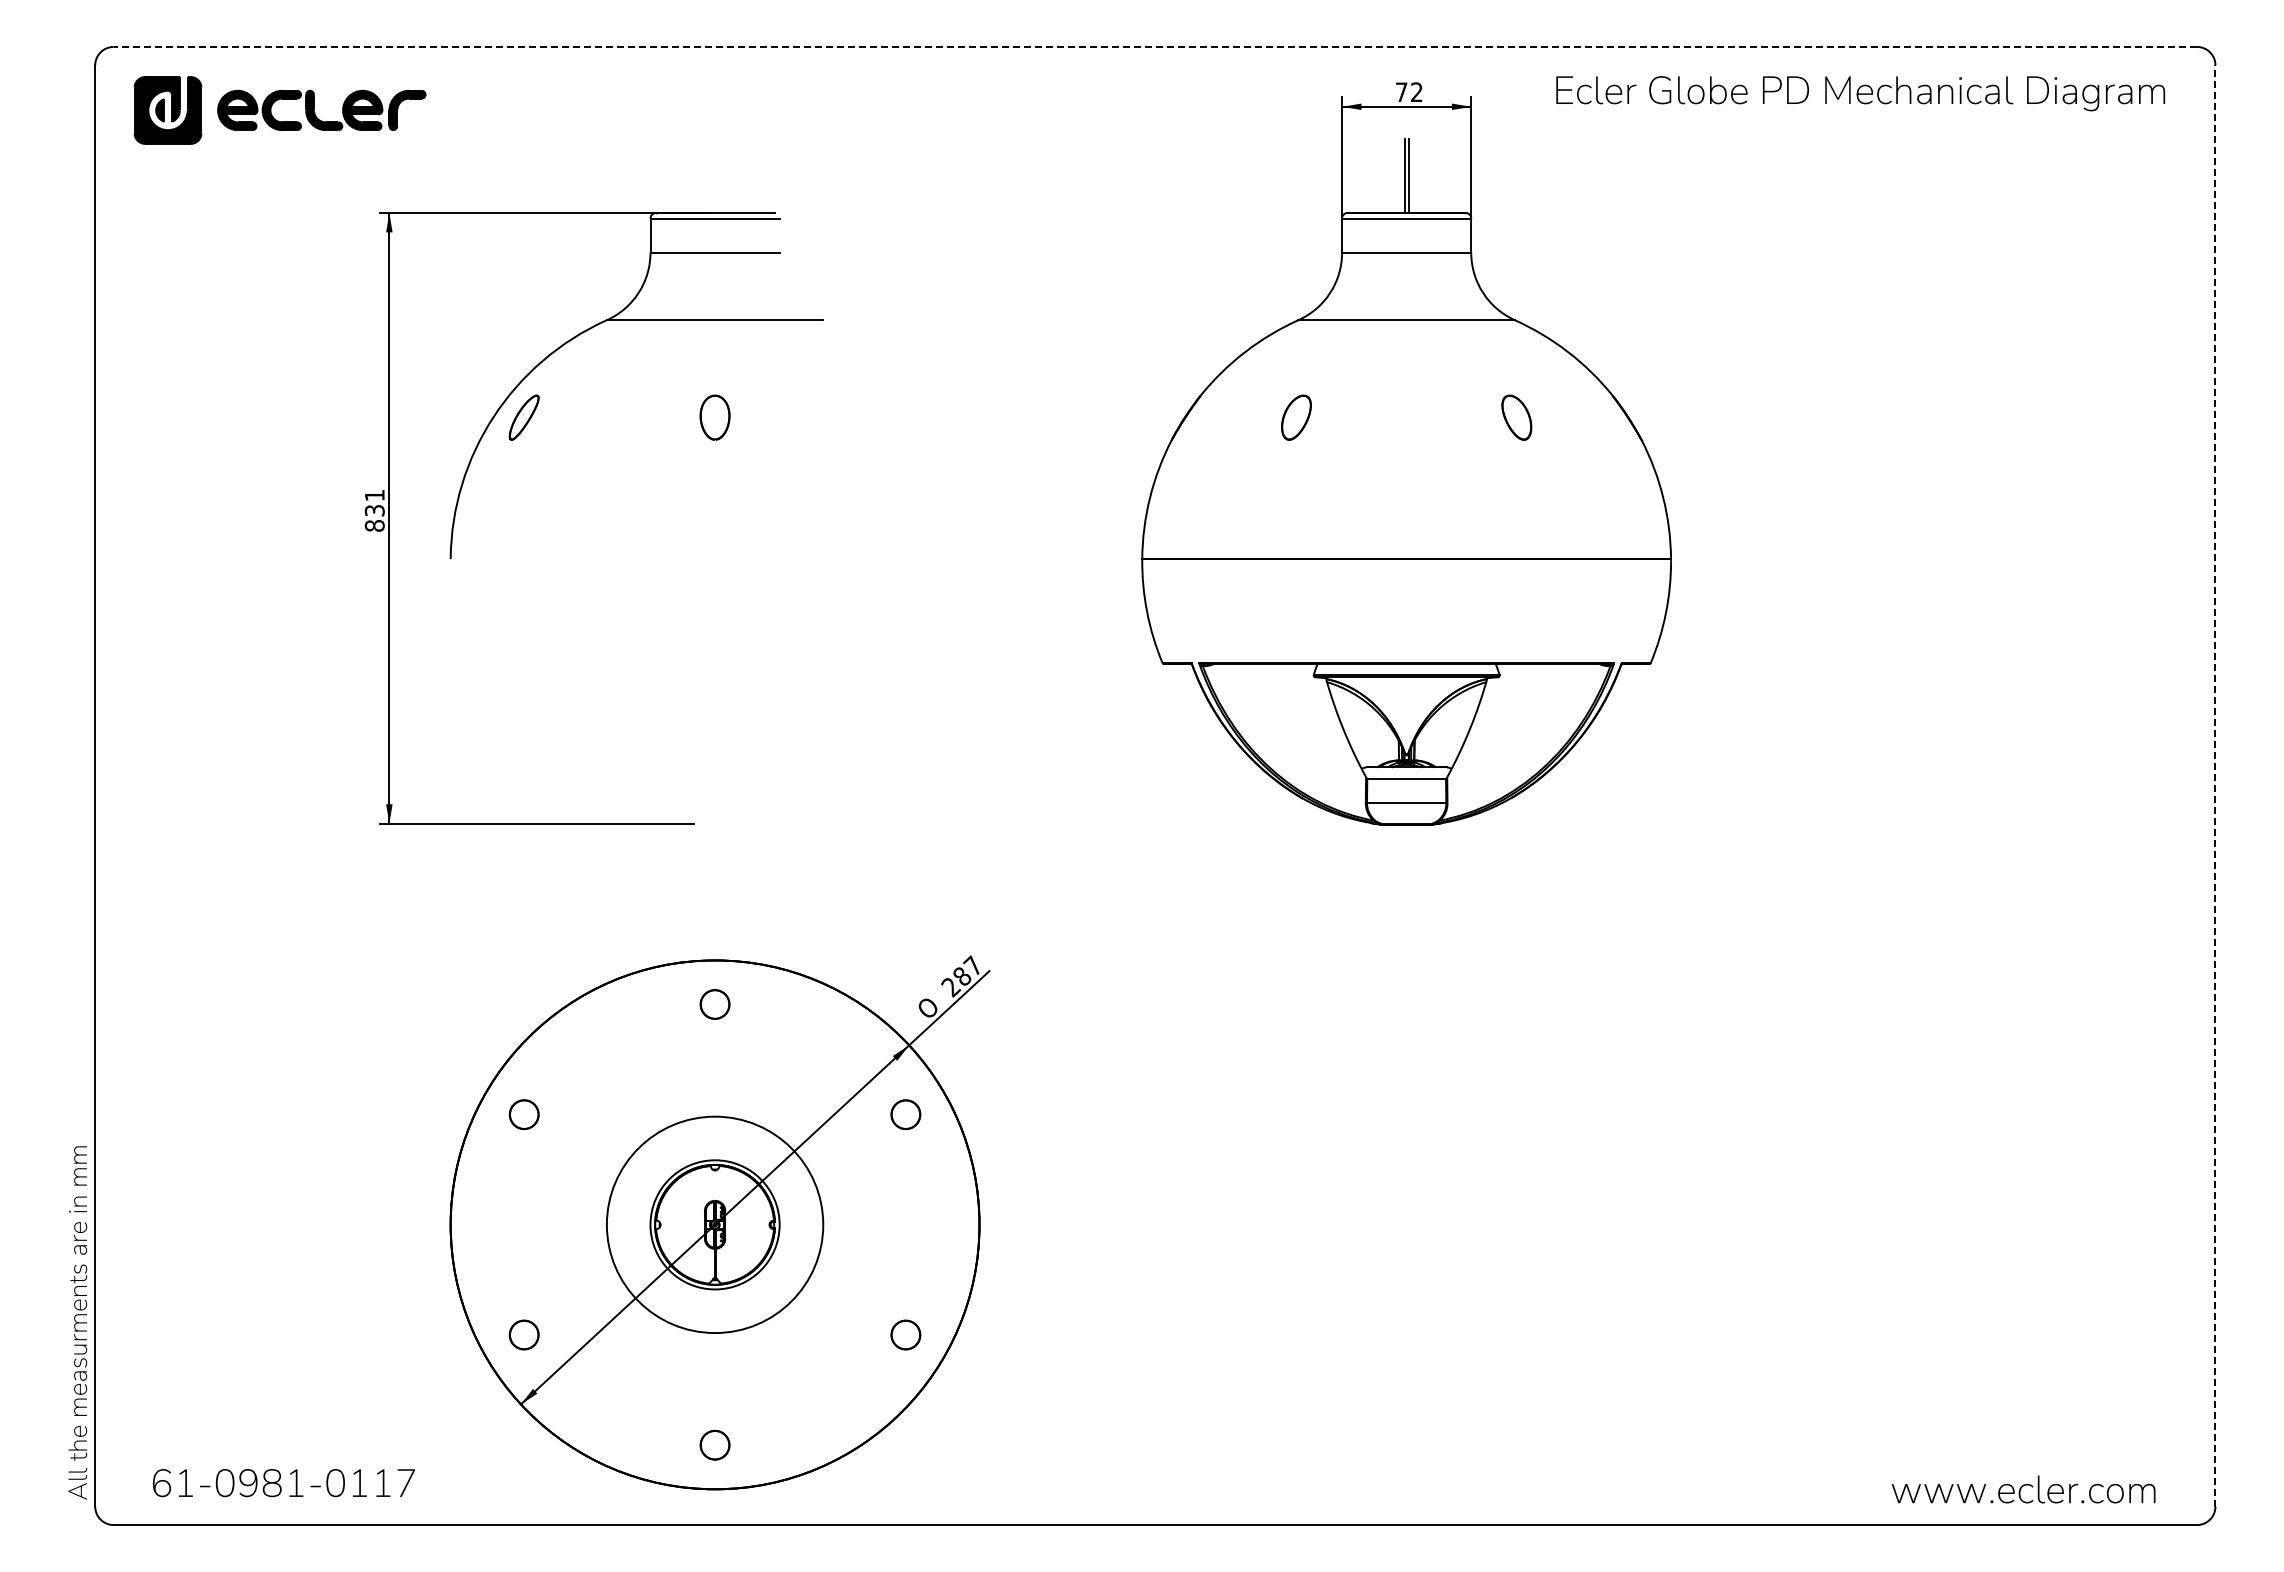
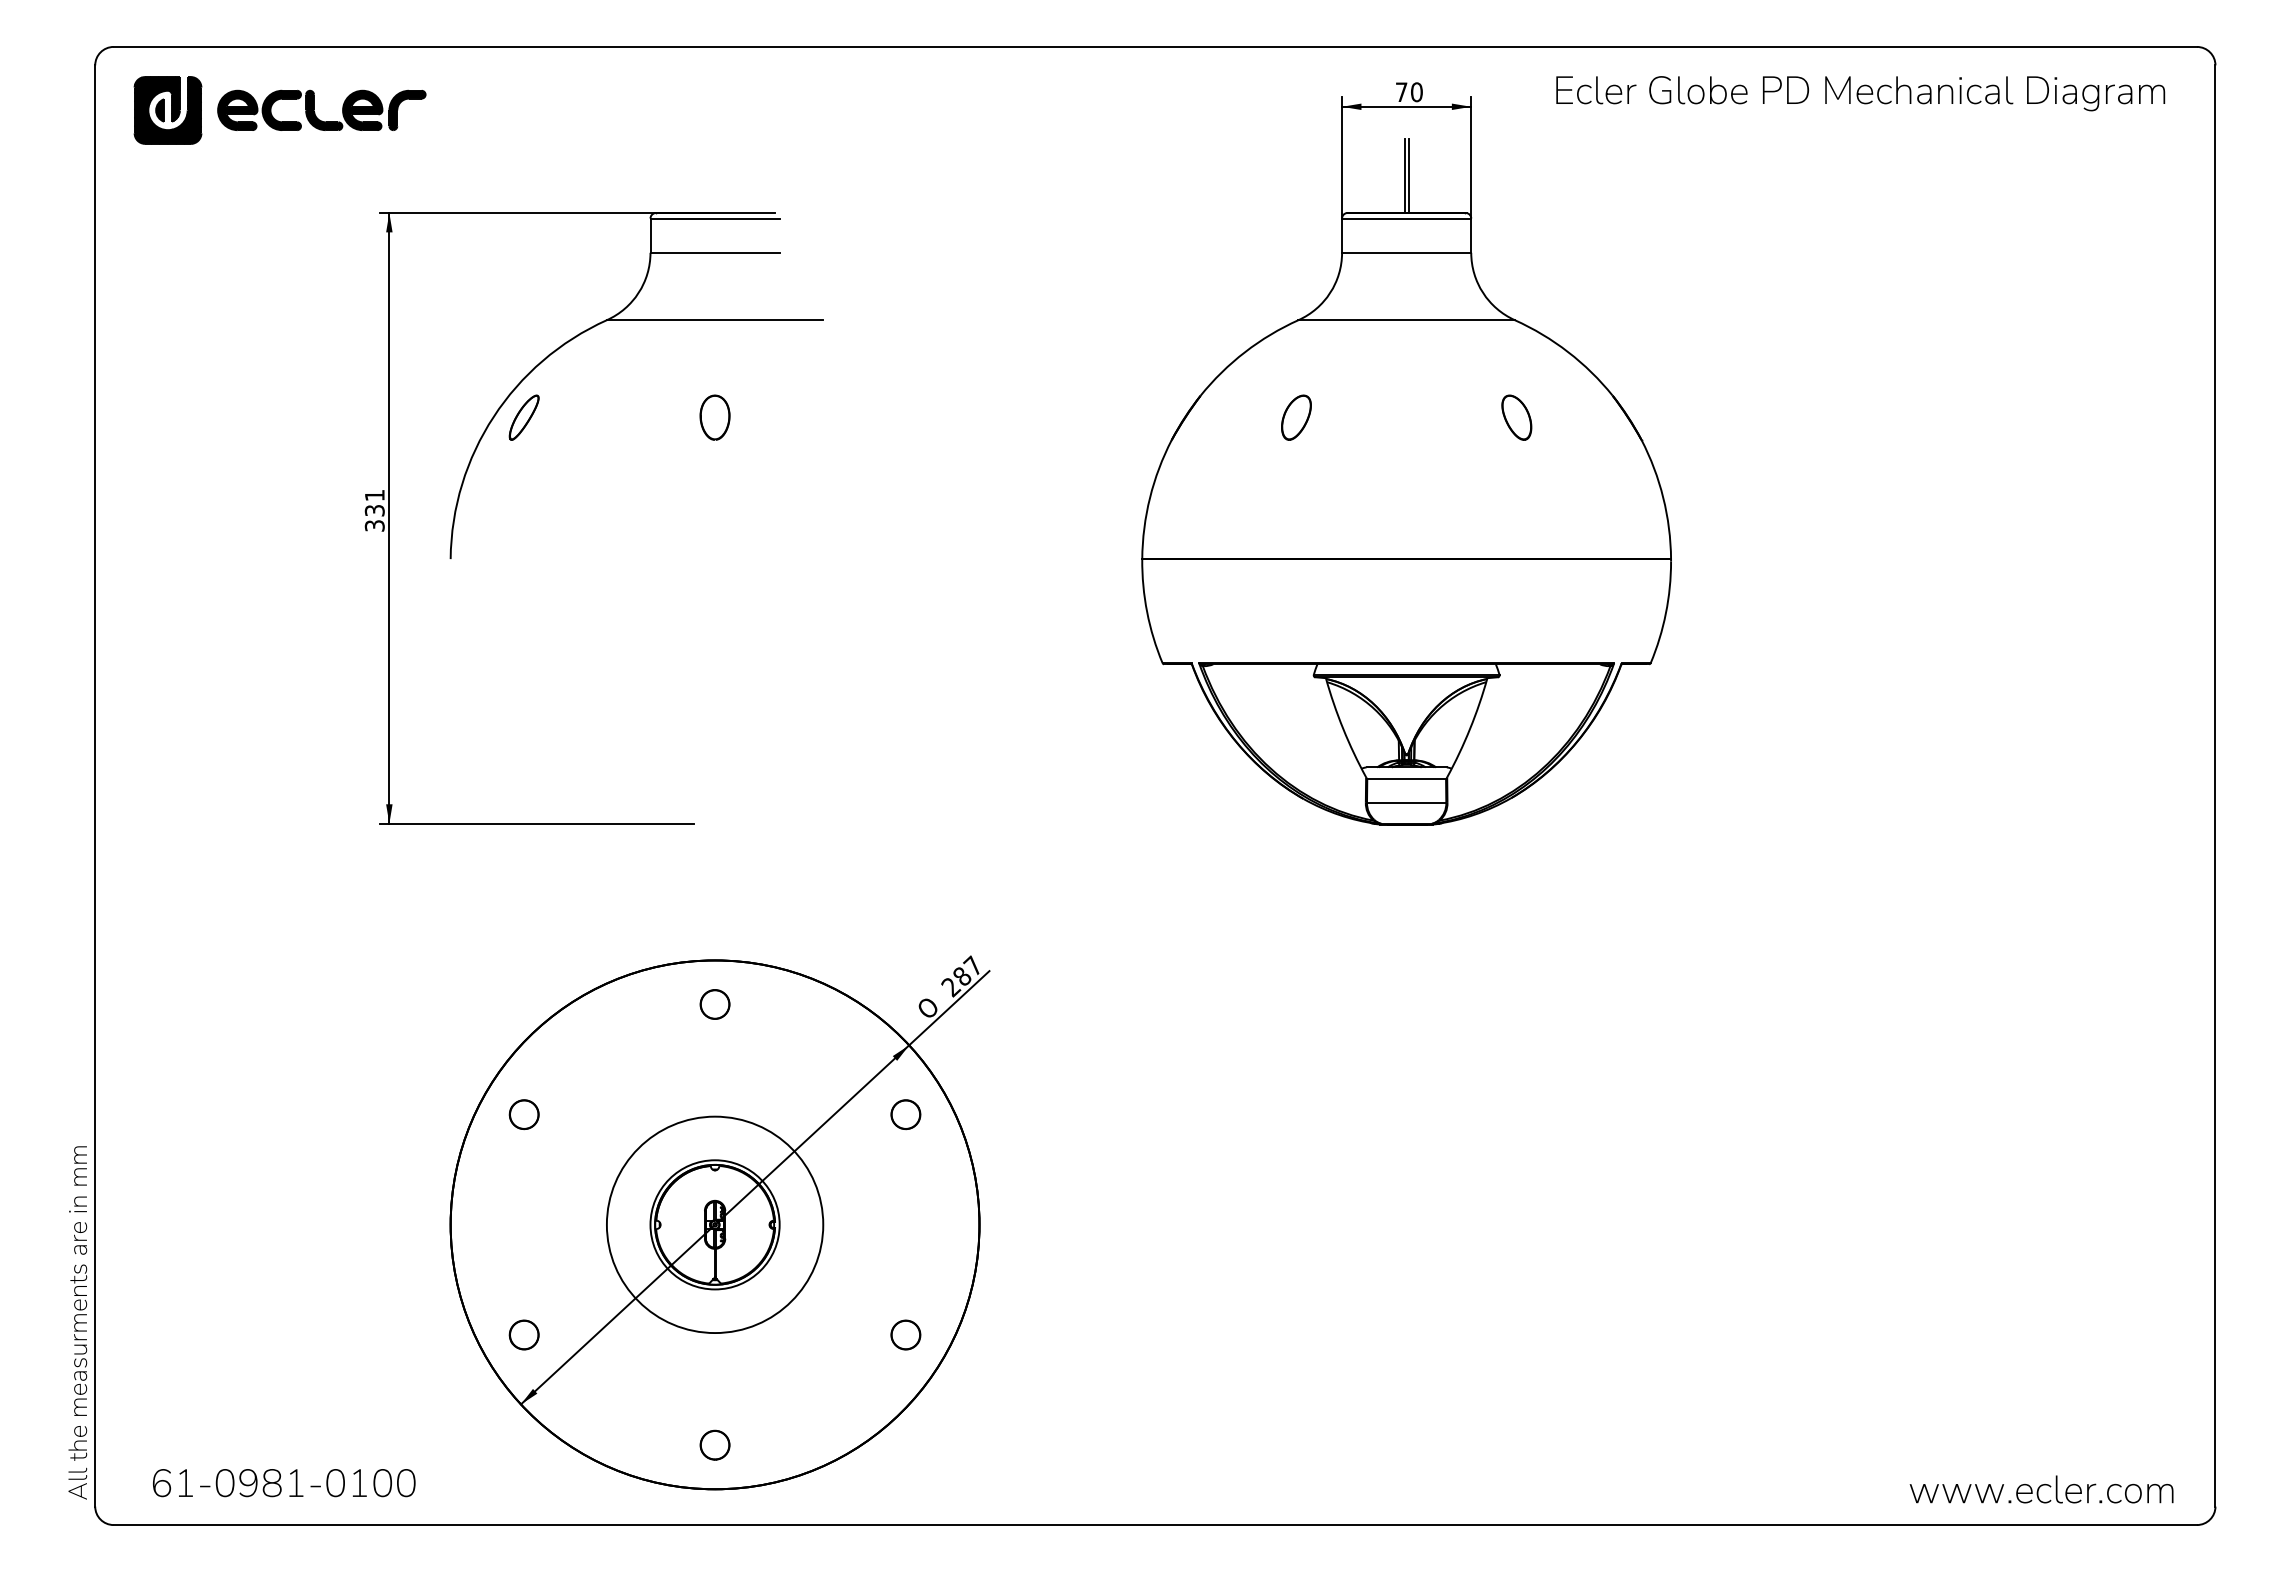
line: dashed -> solid (1155, 46)
text: 72 -> 70 (1416, 92)
text: 831 -> 331 (374, 525)
line: dashed -> solid (2215, 785)
text: 61-0981-0117 -> 61-0981-0100 (394, 1483)
text position: (2023, 1489) -> (2041, 1489) (2041, 1489)
